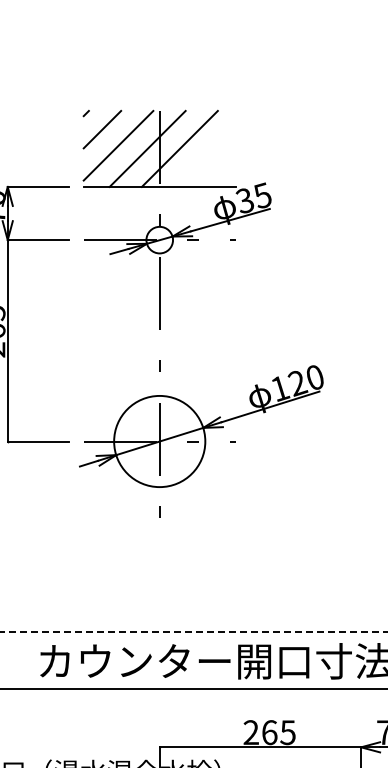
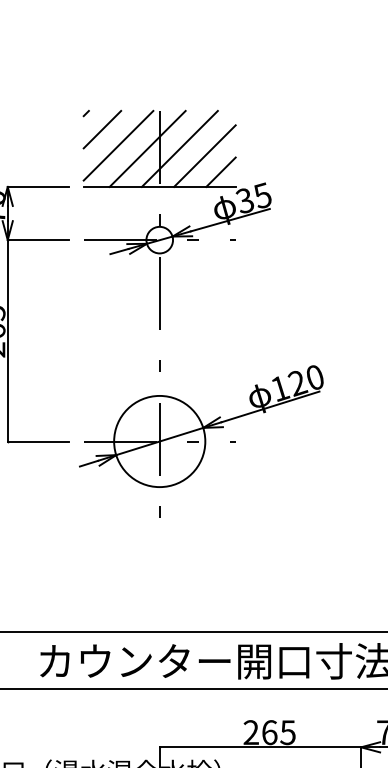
line: none -> present (204, 155)
line: none -> present (220, 171)
line: dashed -> solid (193, 631)
